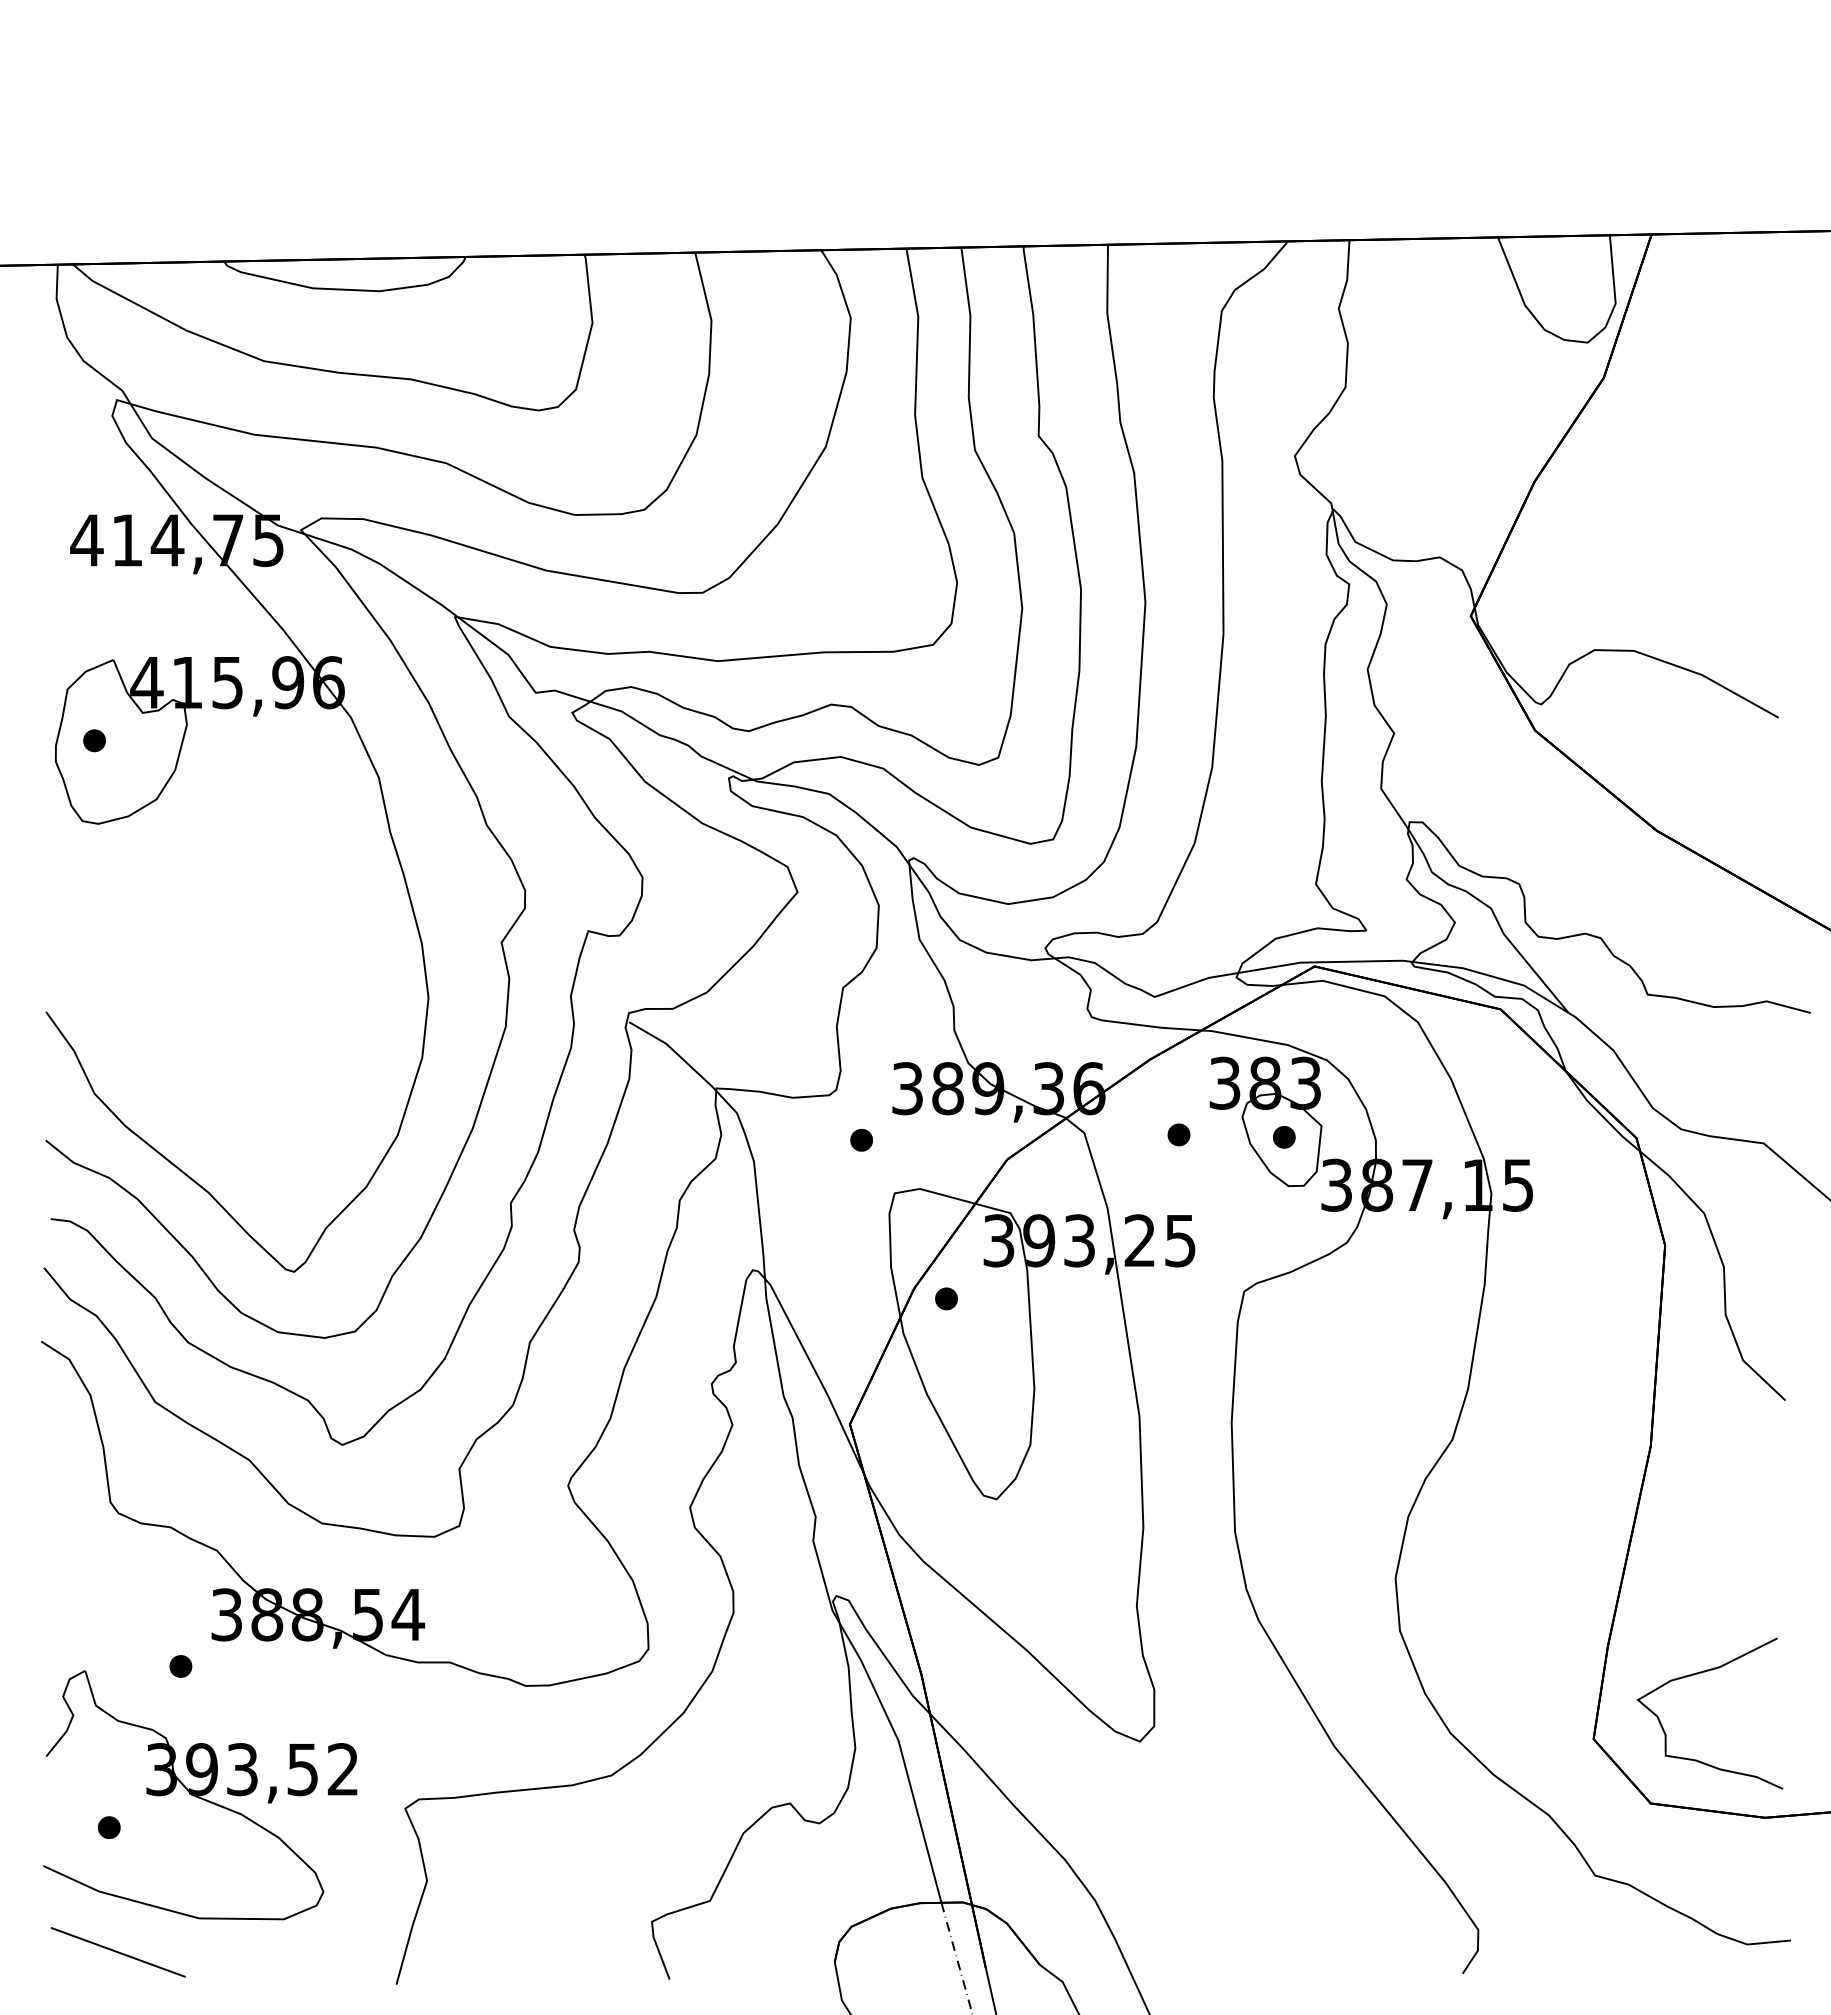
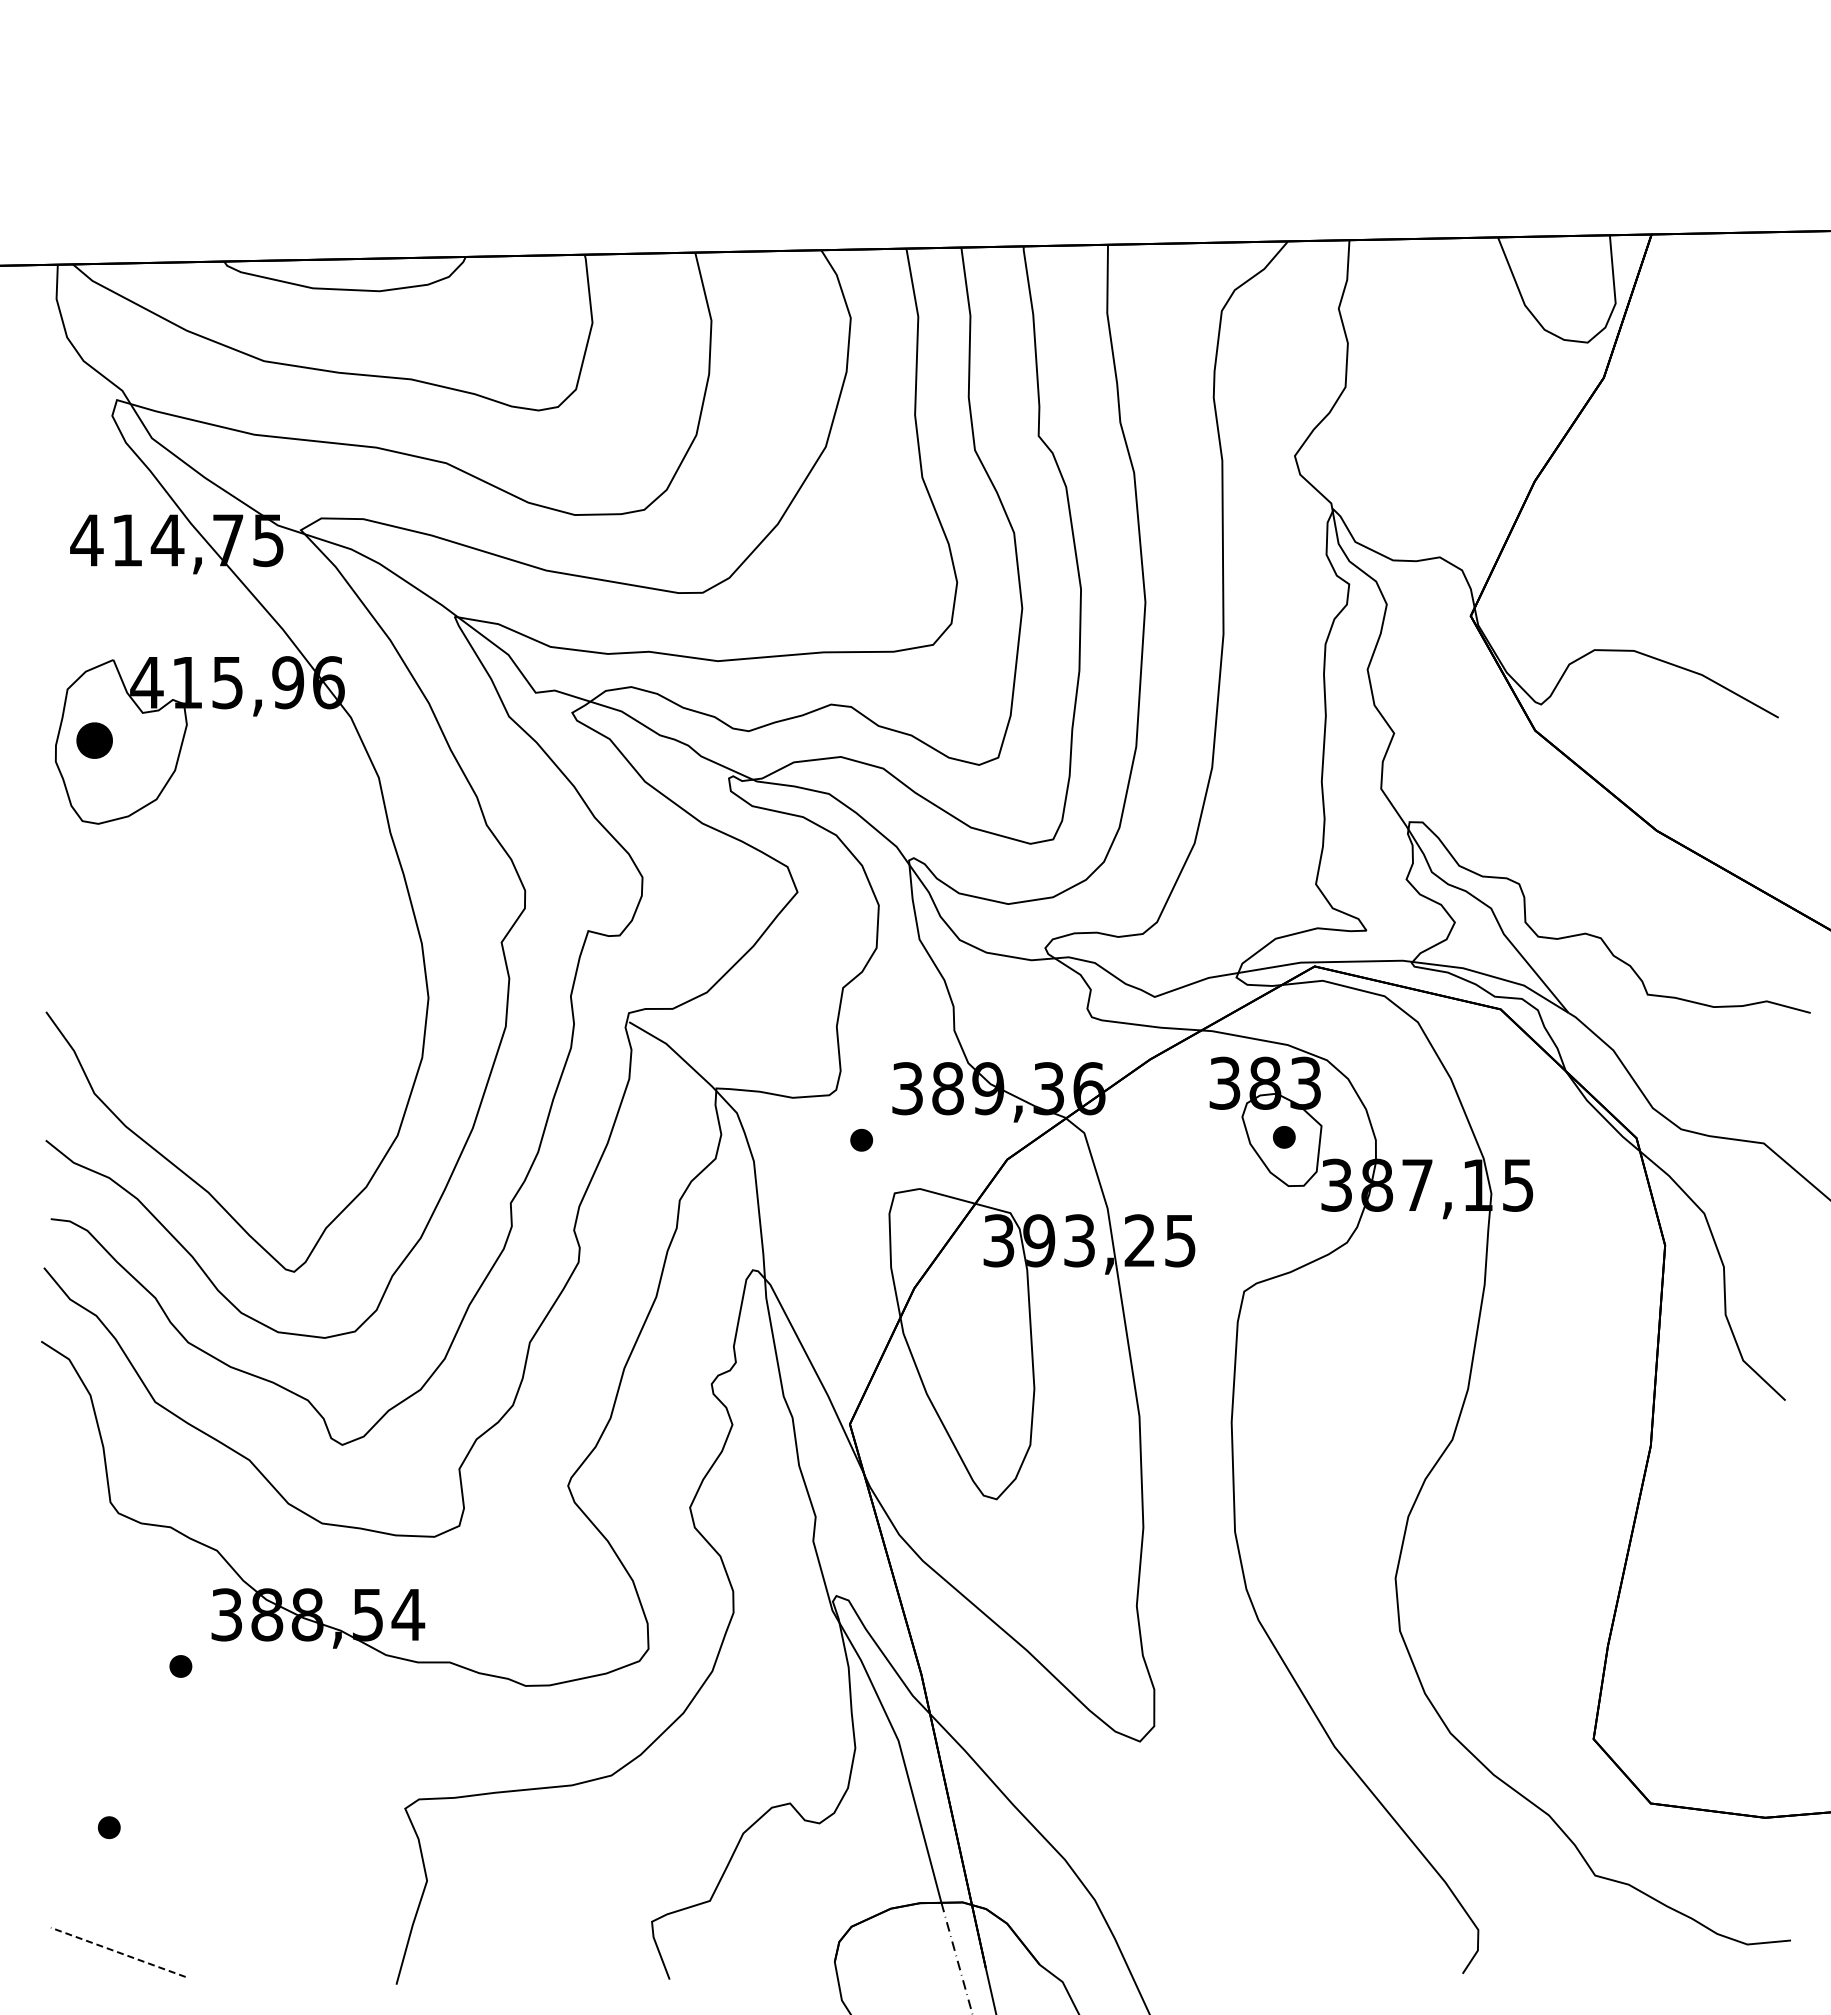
part size: 23x24 px -> 37x37 px (94, 740)
part: present -> none (1178, 1134)
part: present -> none (946, 1298)
curve: present -> none (1701, 1673)
part: present -> none (200, 1795)
line: solid -> dashed (118, 1952)
